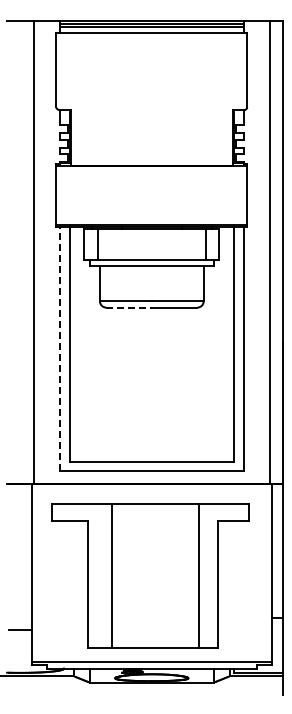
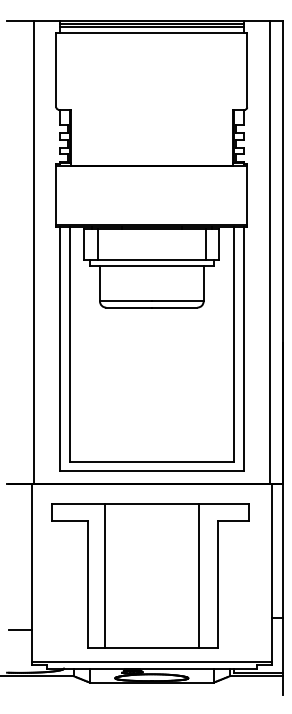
line: dashed -> solid (129, 307)
line: dashed -> solid (59, 348)
line position: (112, 576) -> (105, 576) (105, 576)
